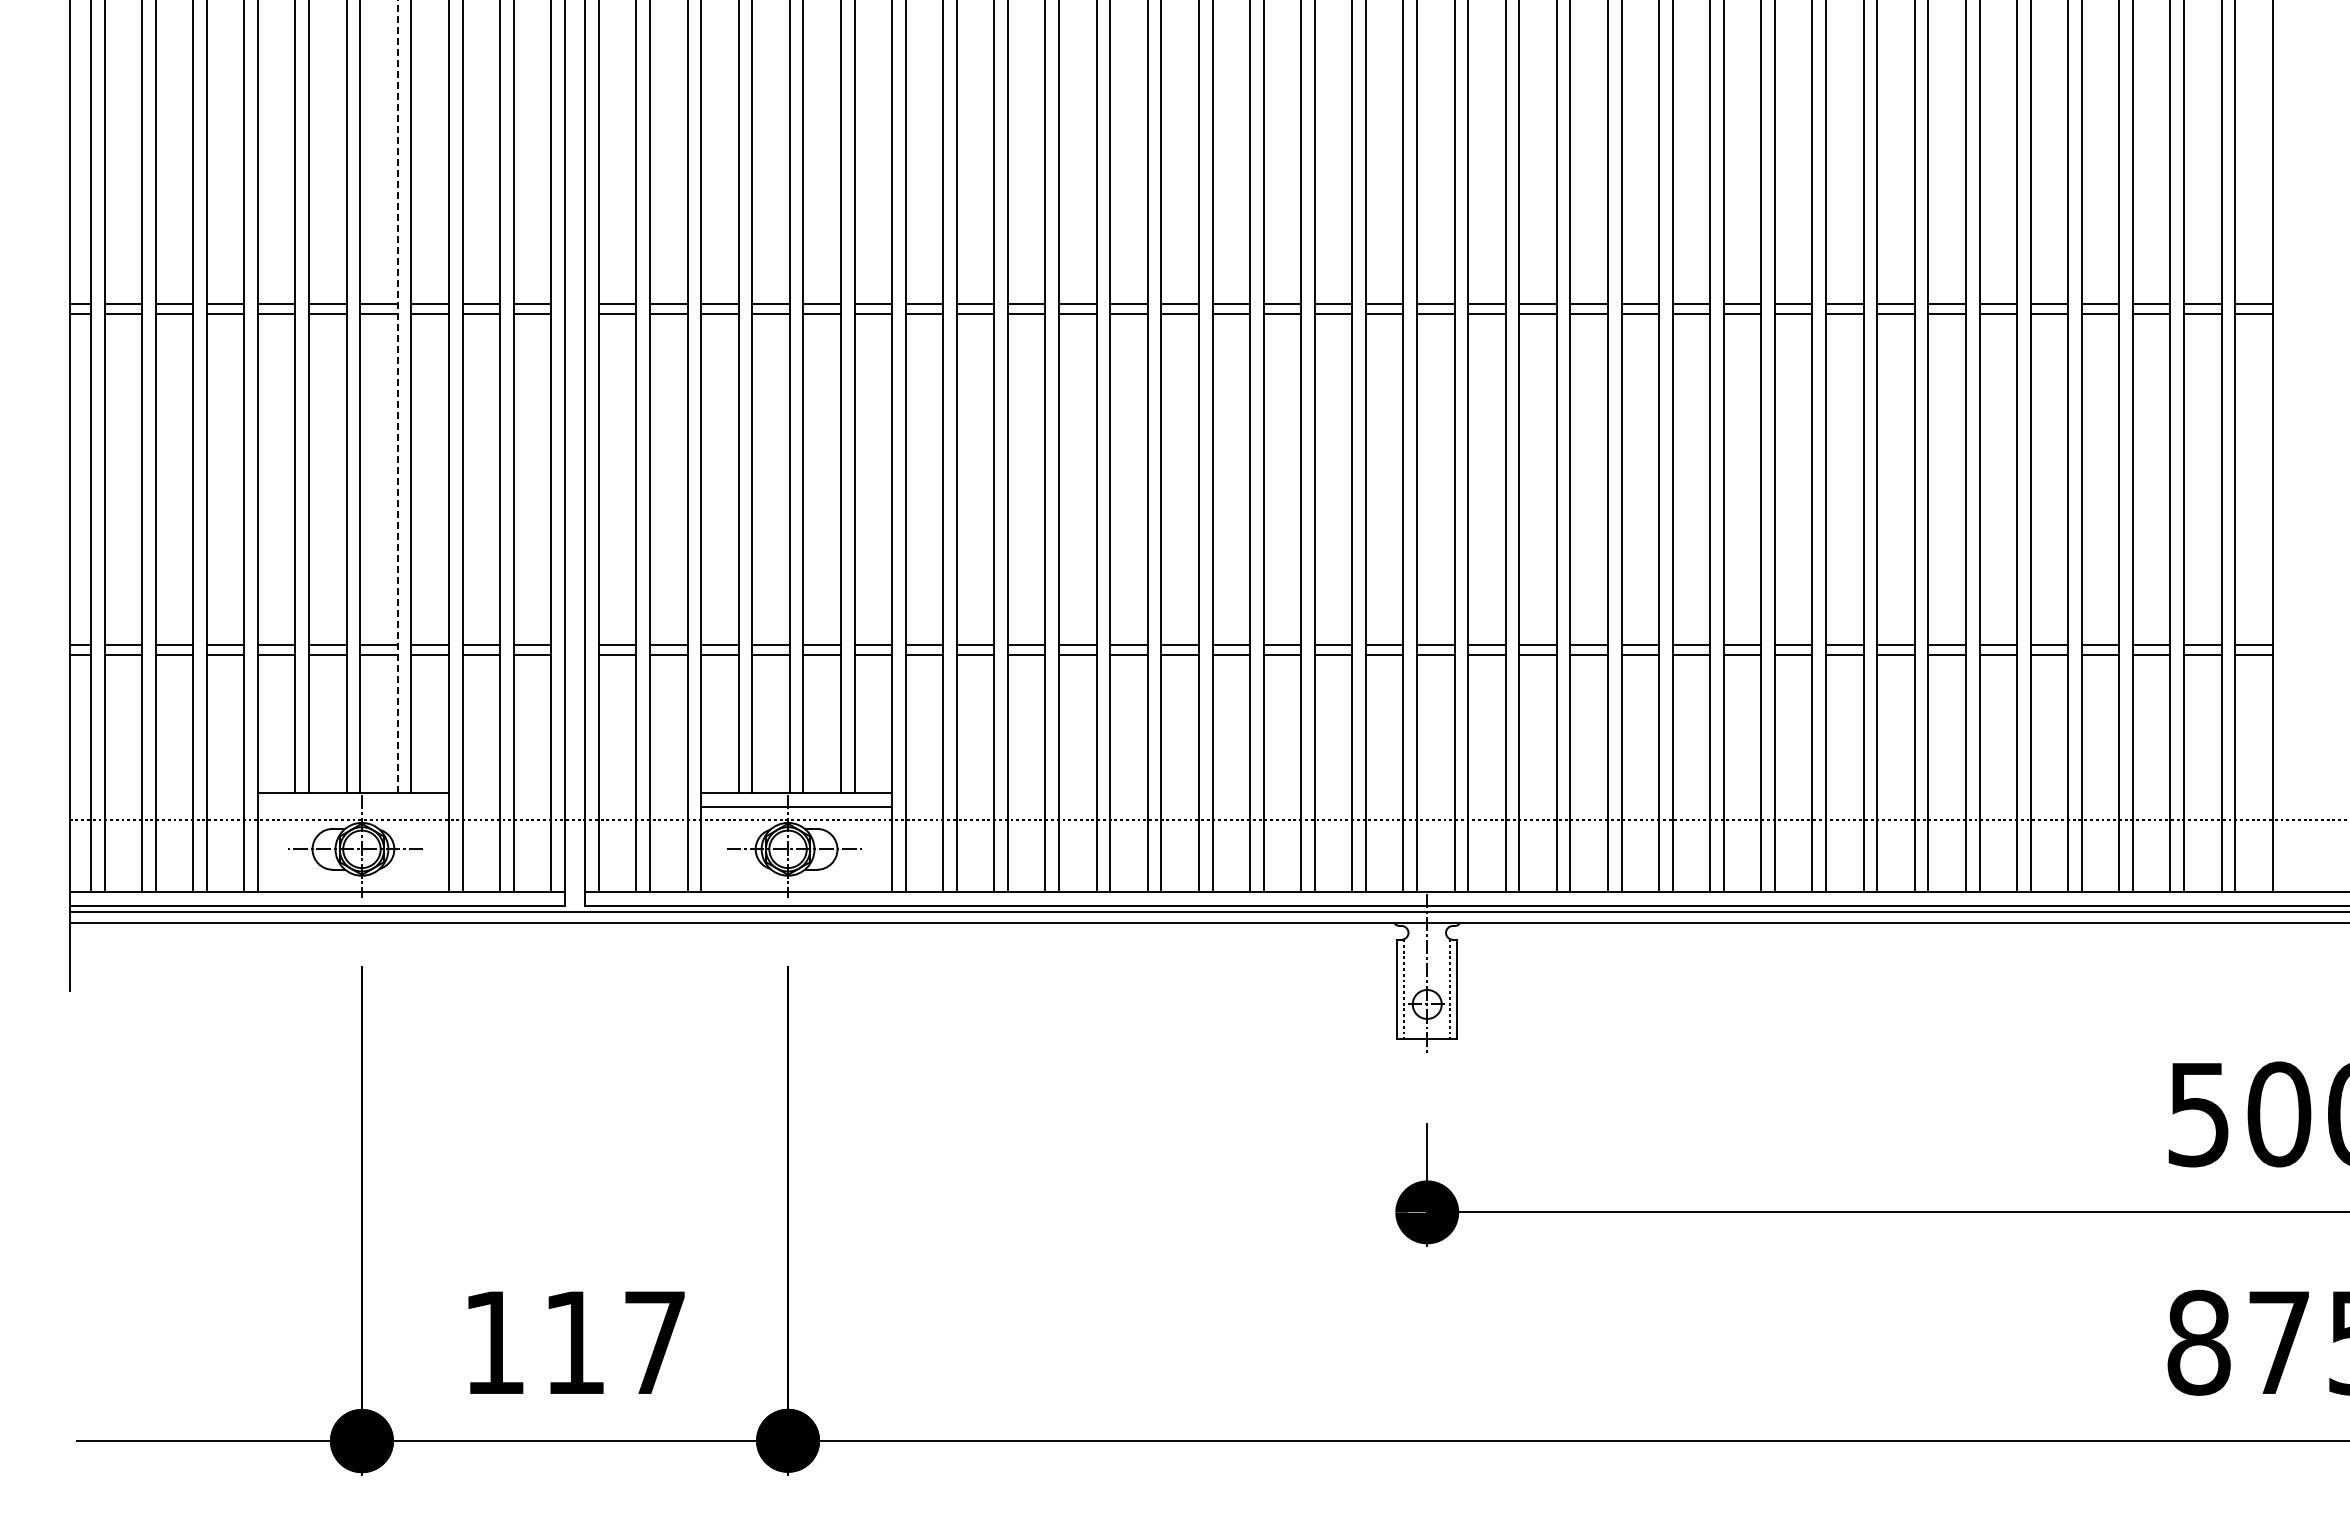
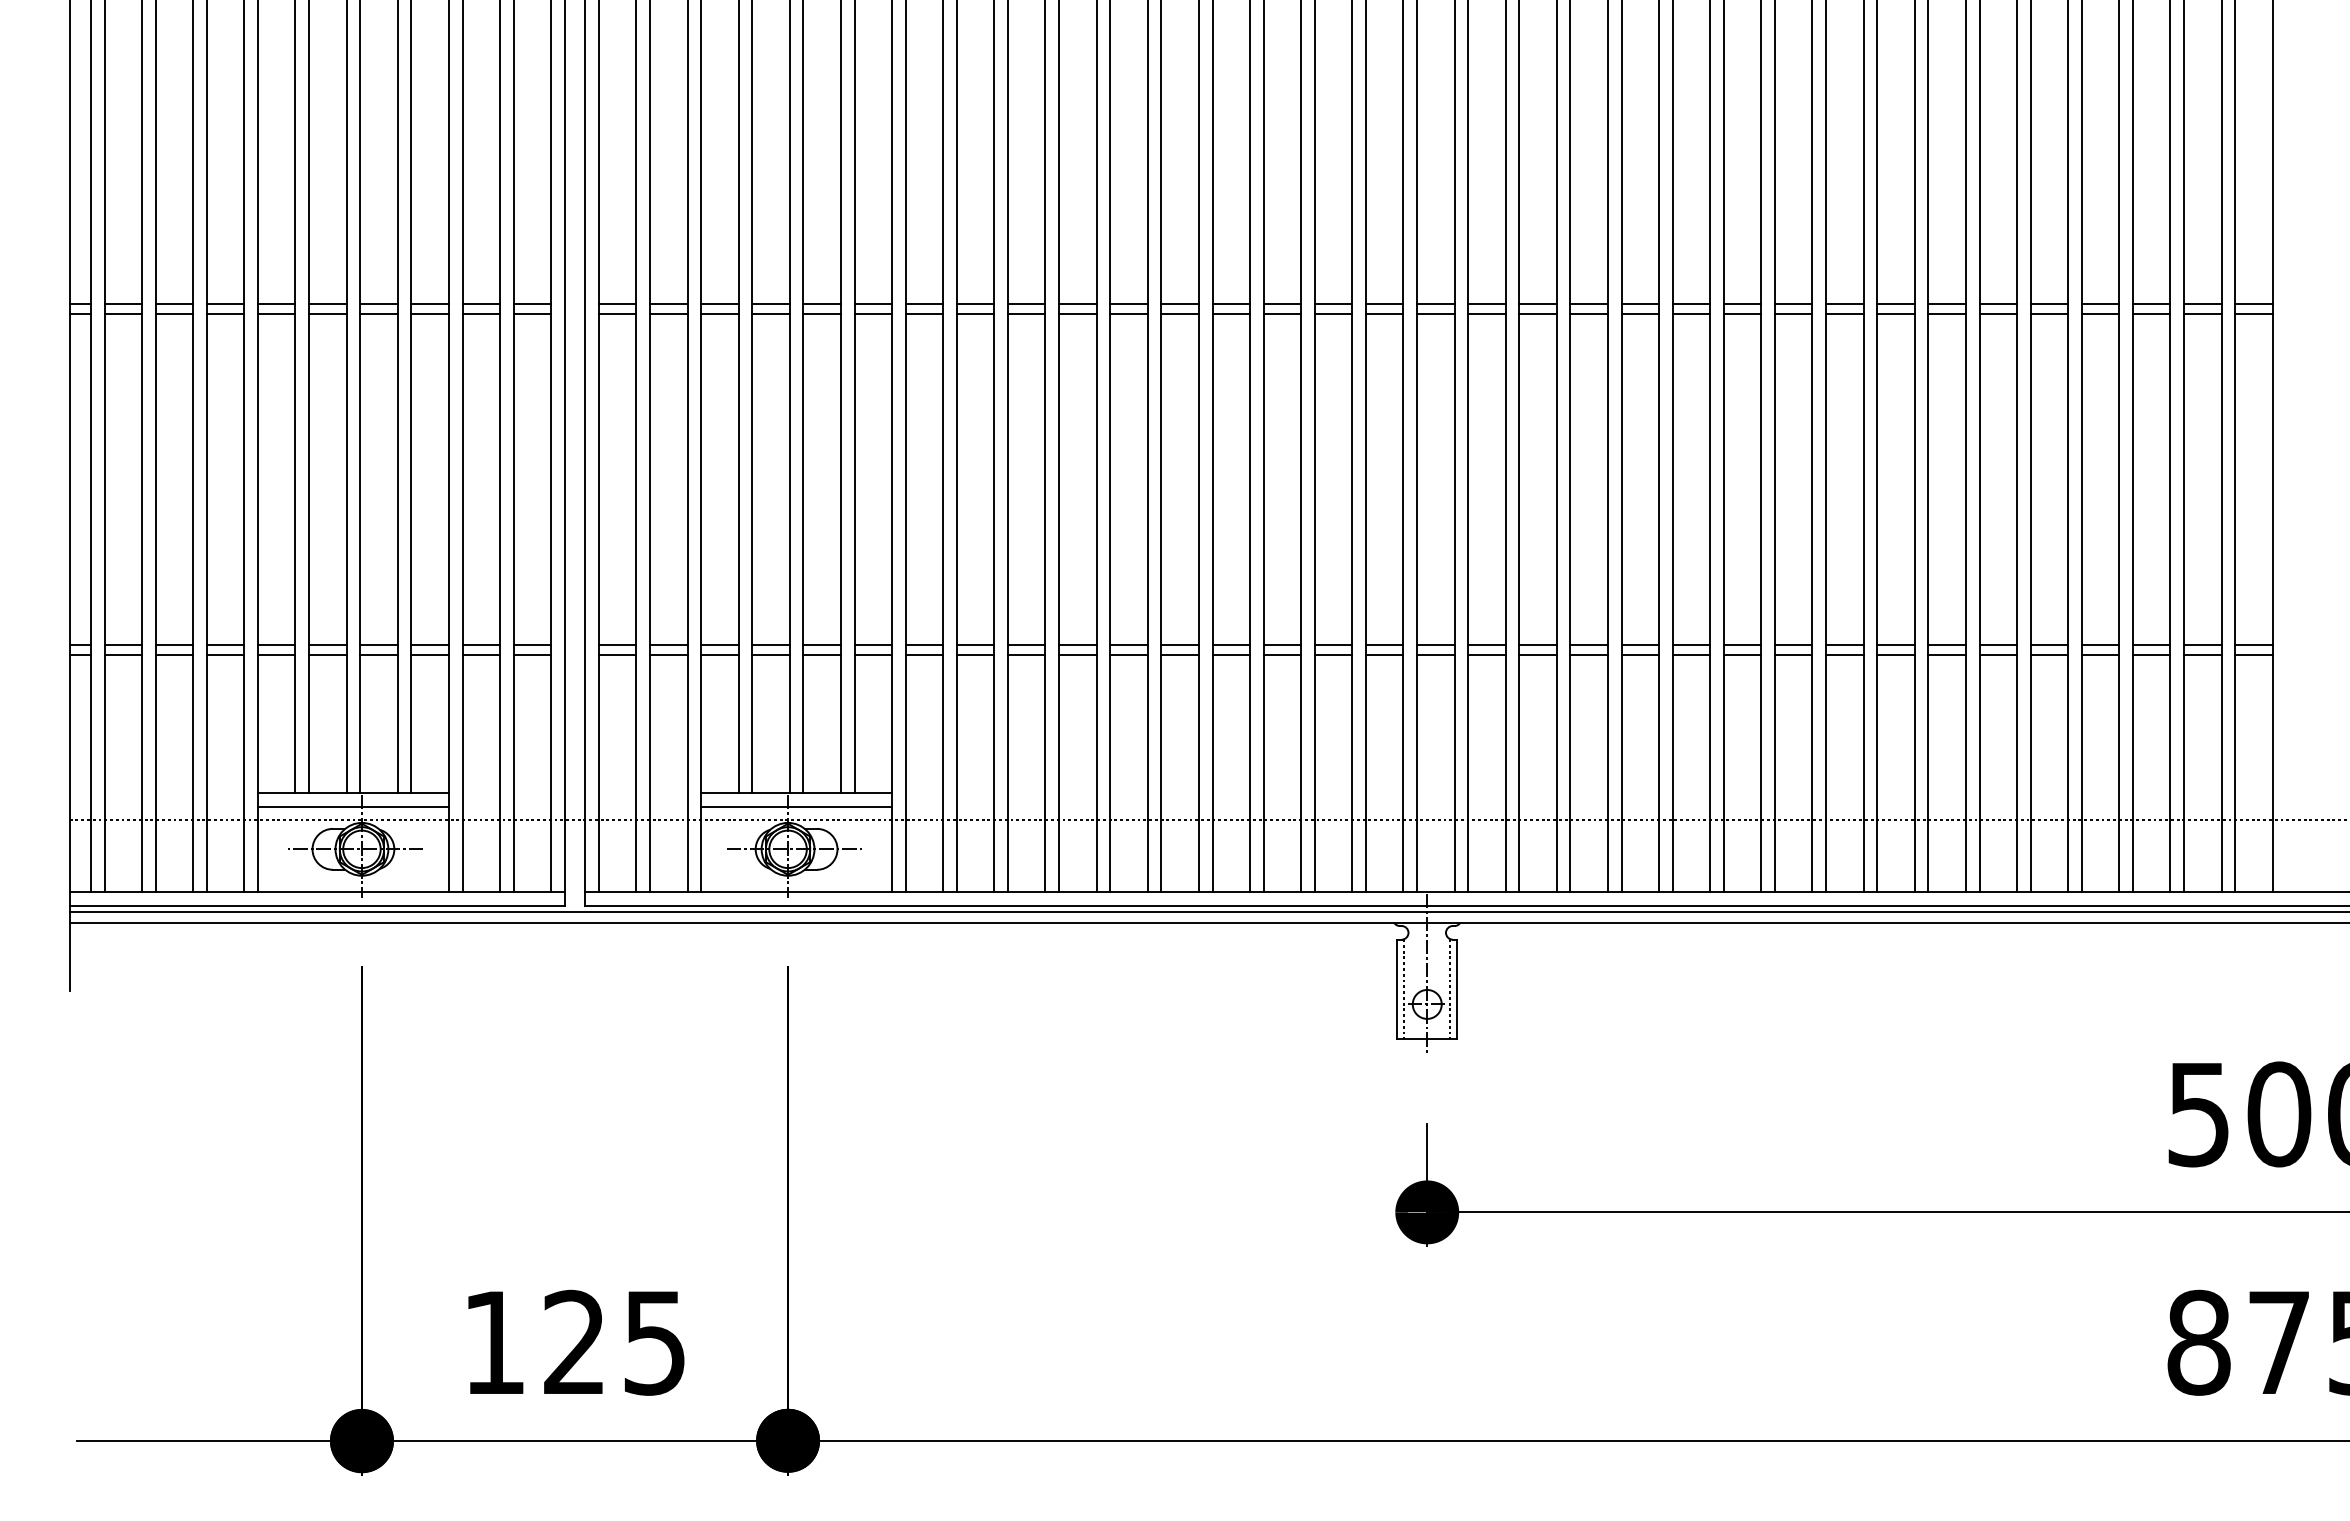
line: dashed -> solid (397, 396)
line: none -> present (352, 806)
text: 117 -> 125 (614, 1342)
